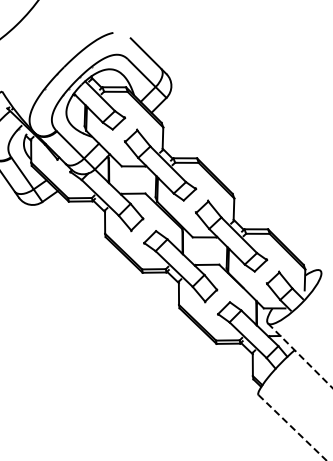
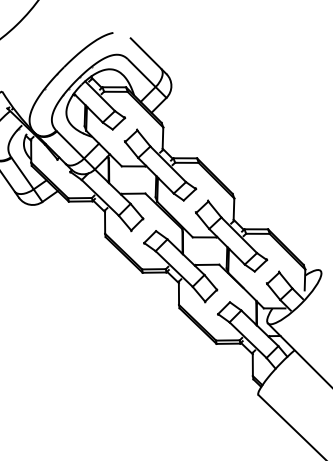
line: dashed -> solid (300, 355)
line: dashed -> solid (293, 428)
